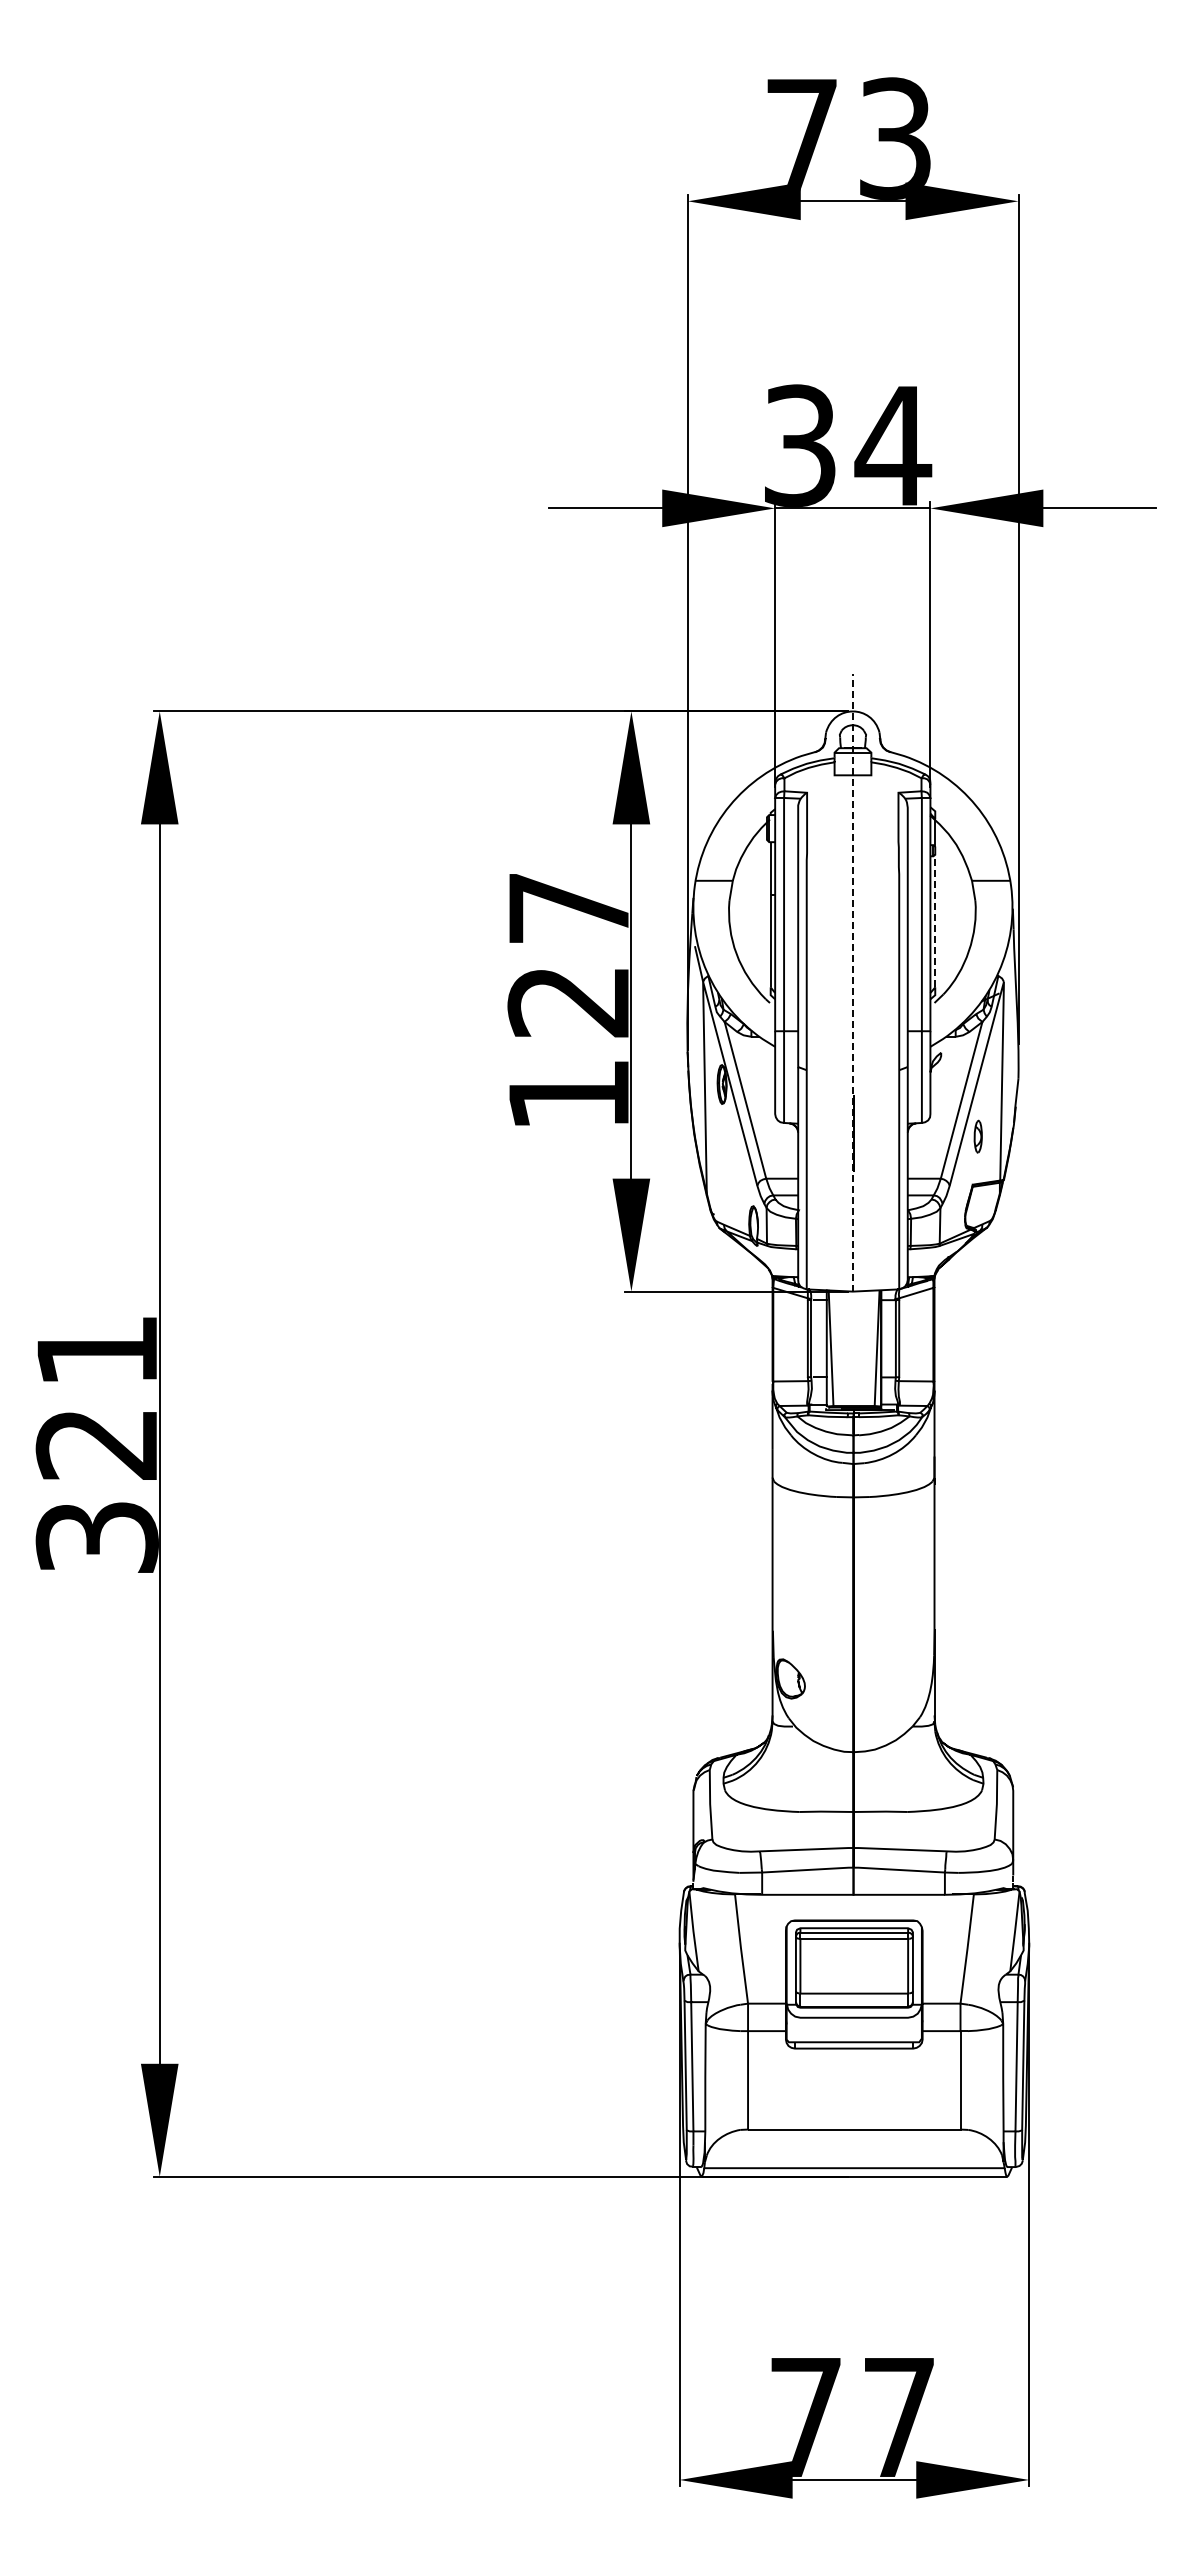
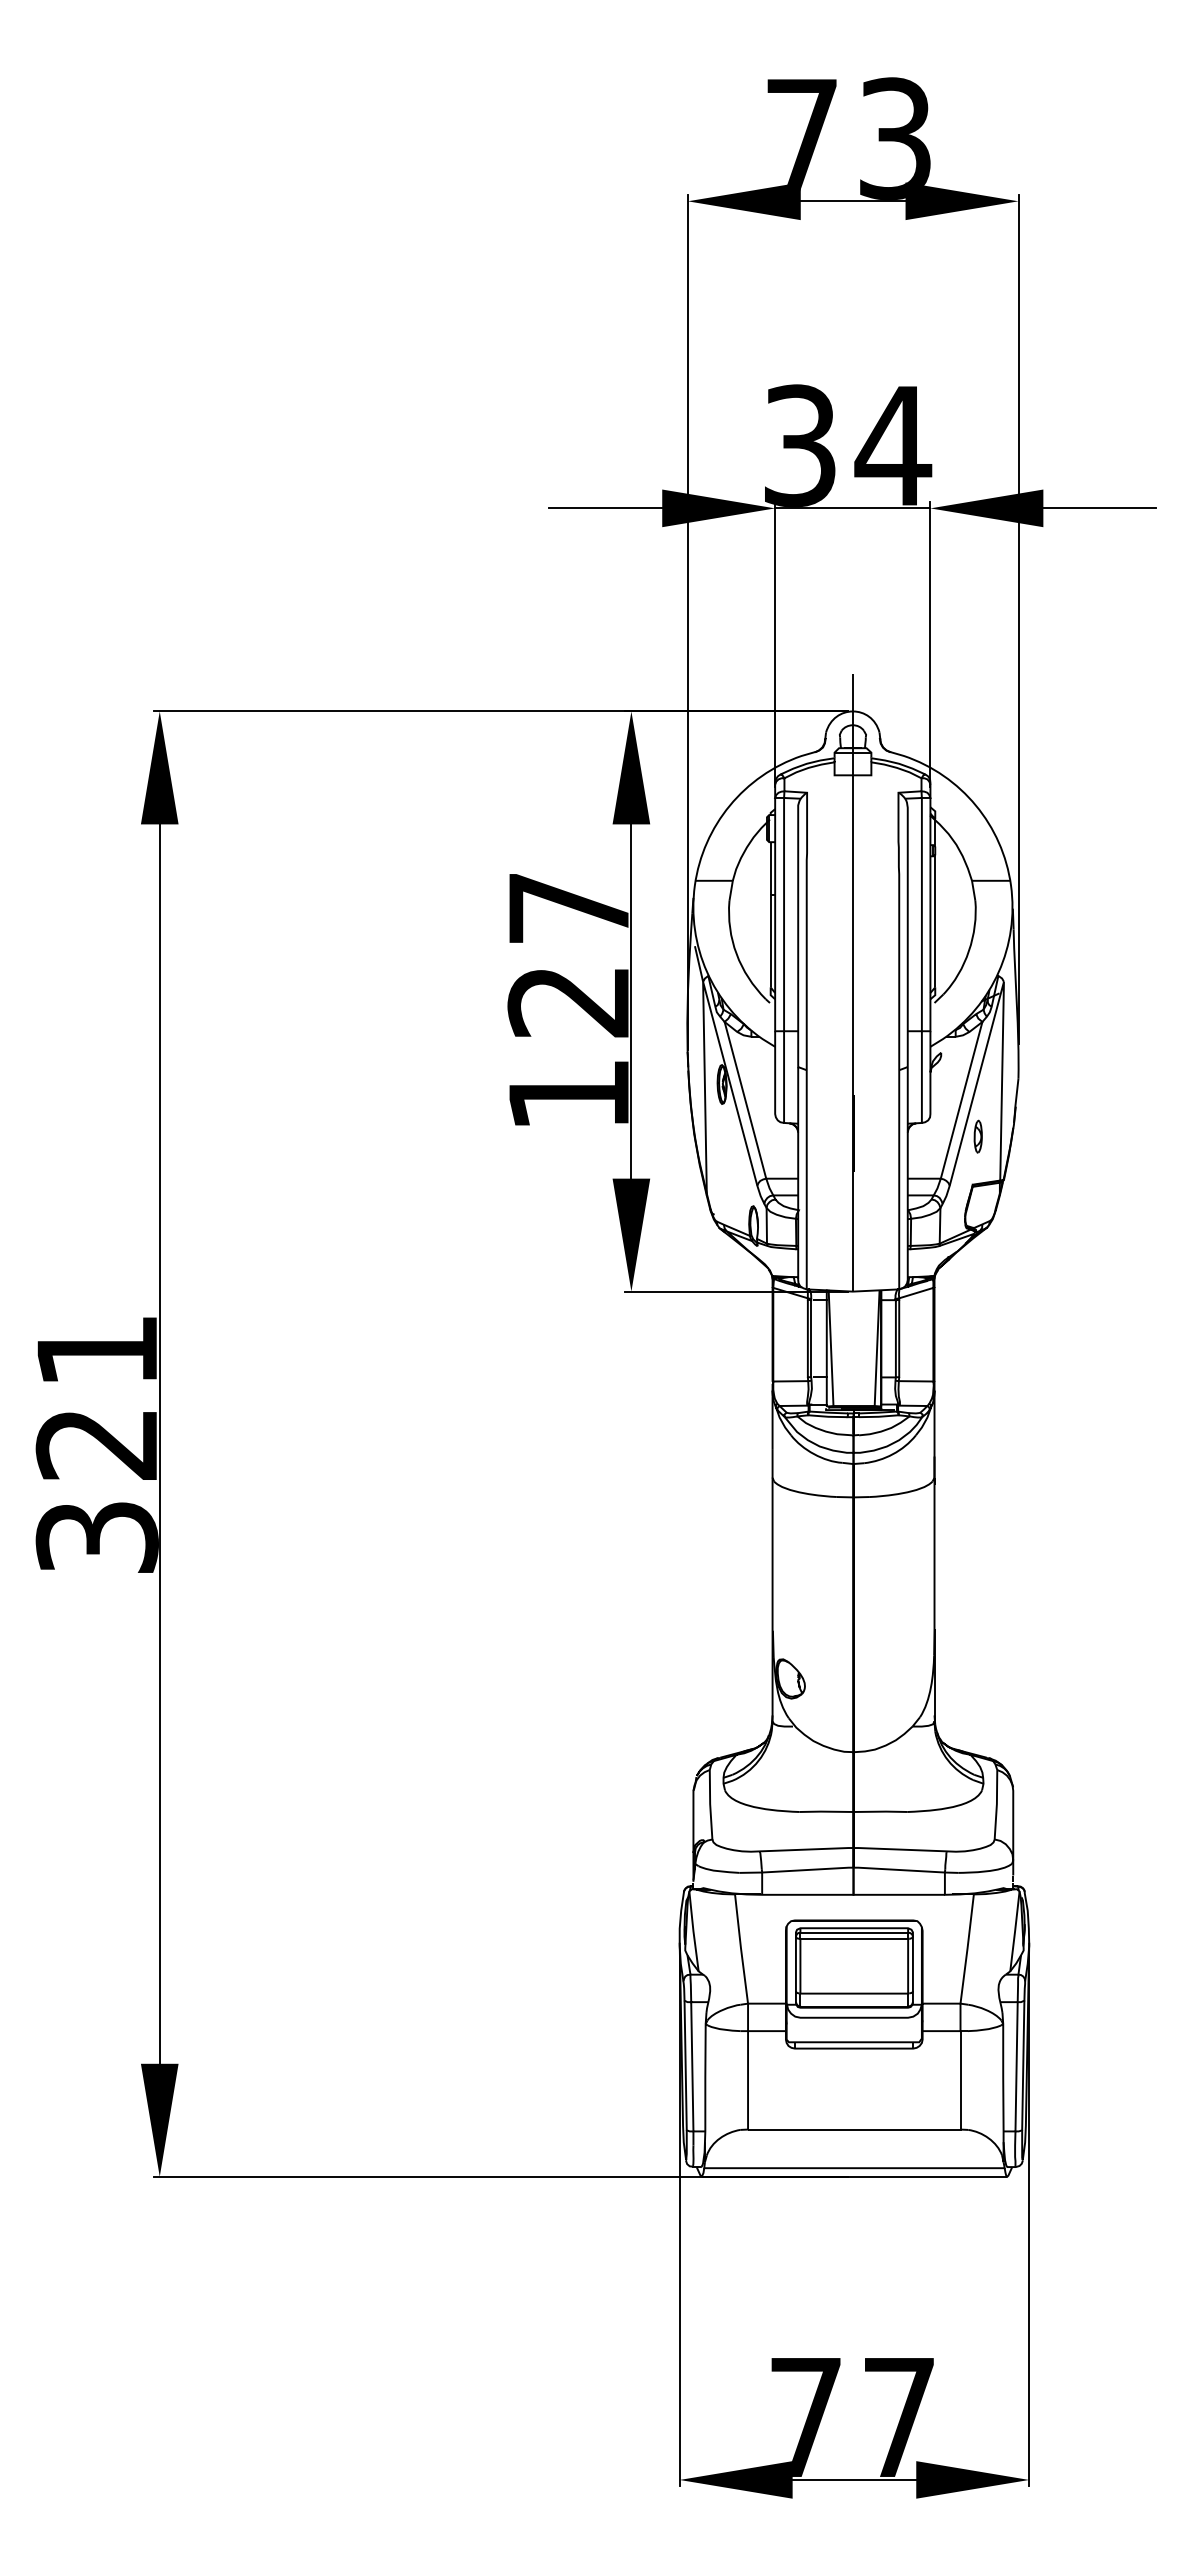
line: dashed -> solid (935, 920)
line: dashed -> solid (852, 982)
